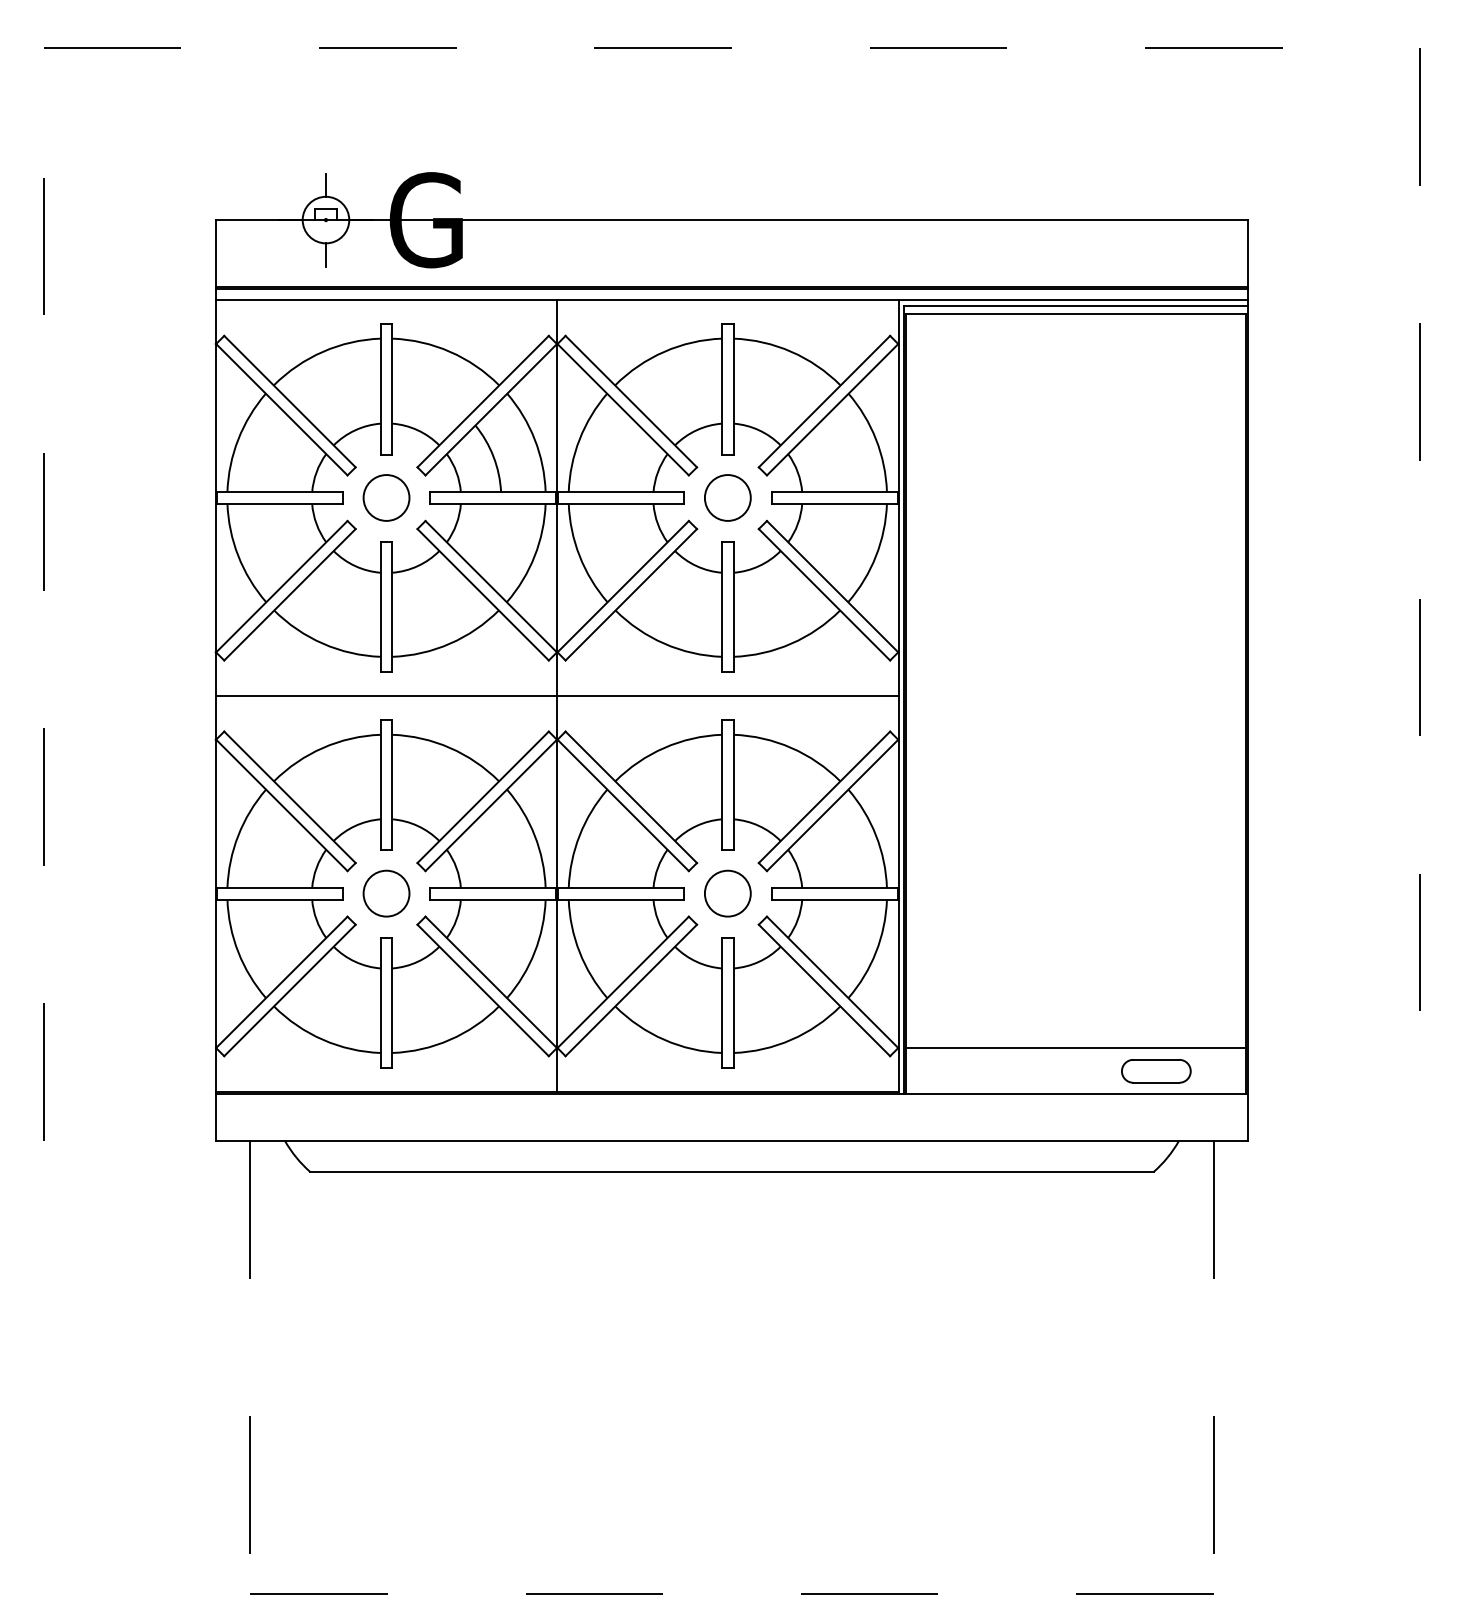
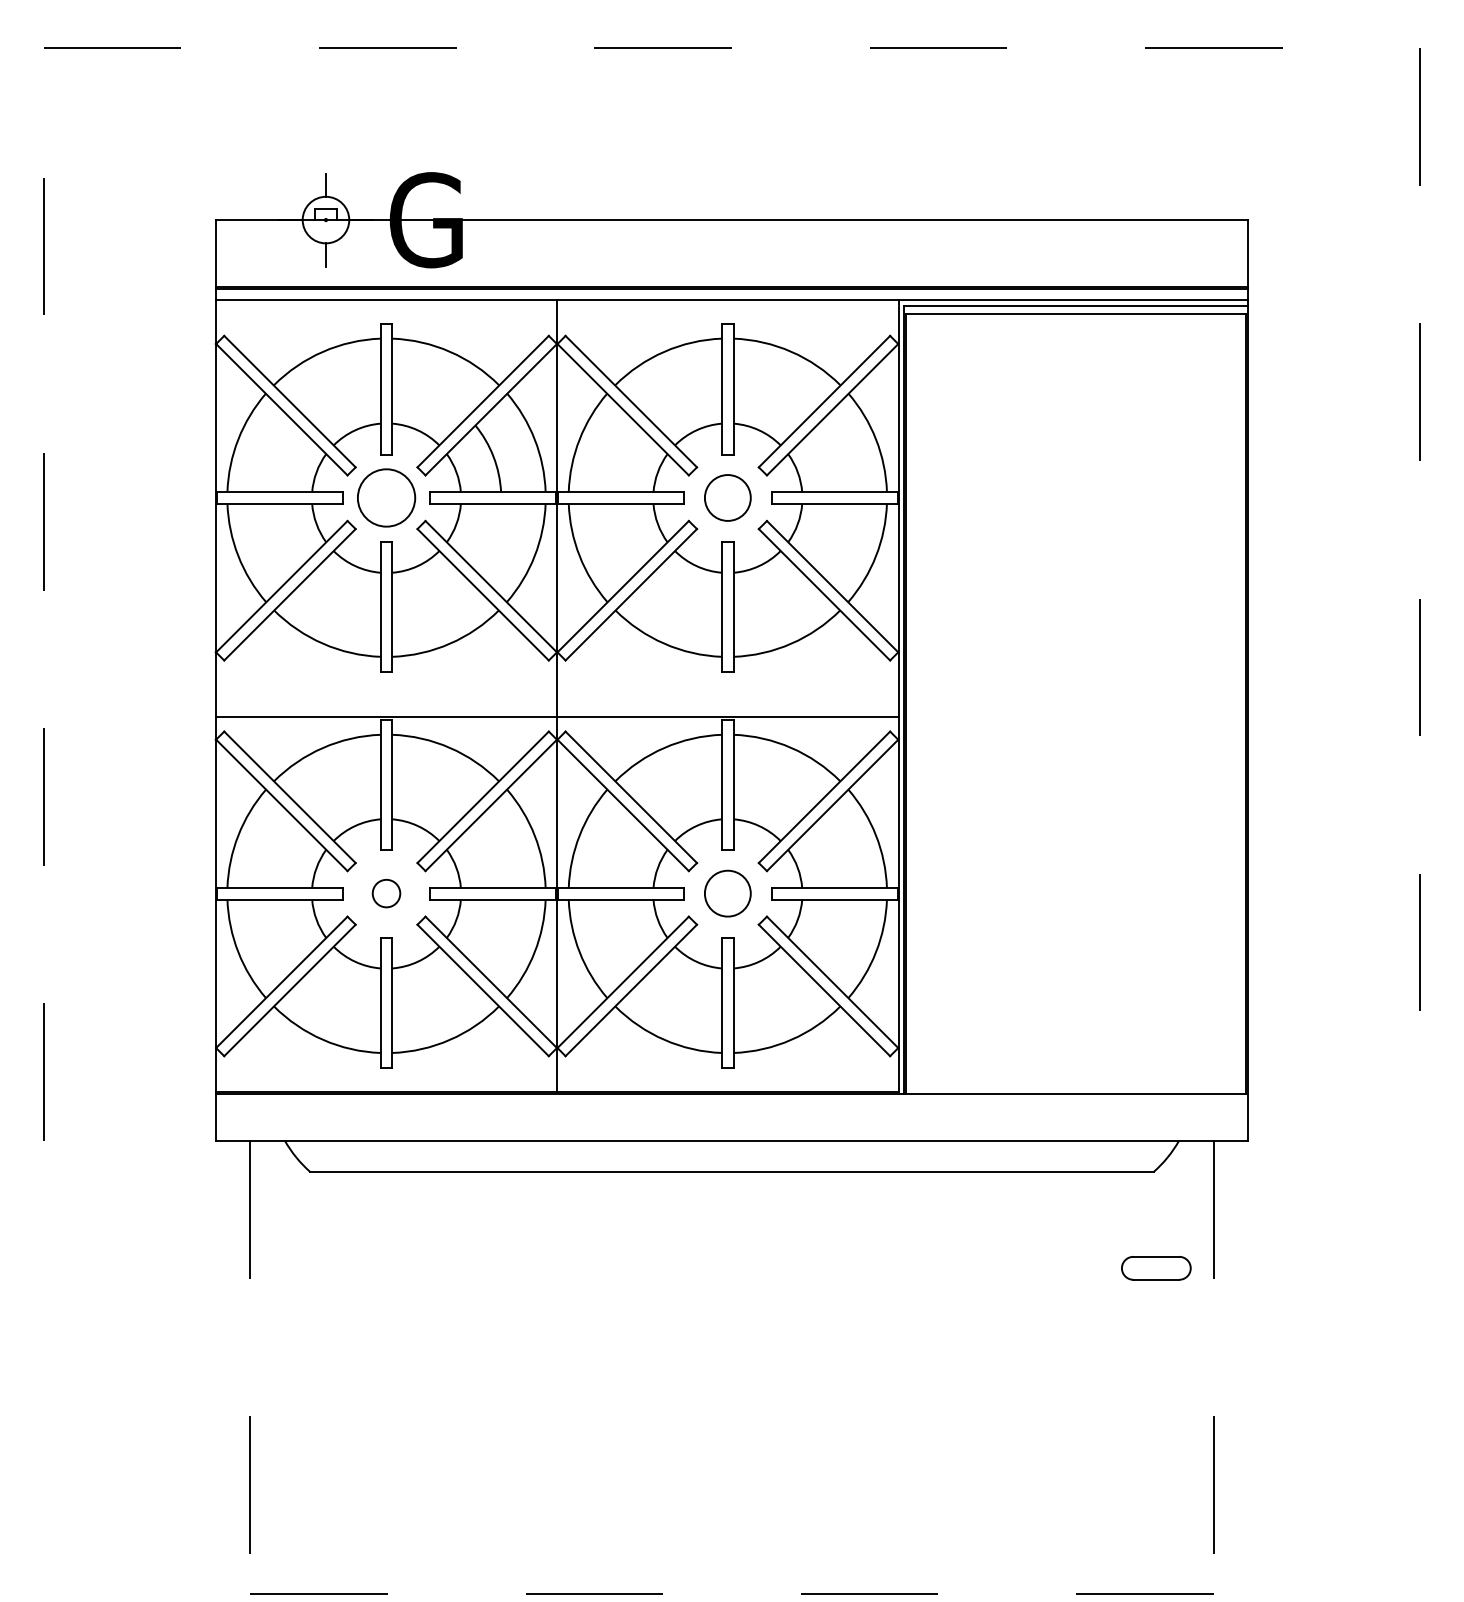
circle diameter: 46 px -> 57 px (386, 497)
line position: (556, 696) -> (556, 717) (556, 717)
circle size: 49x49 px -> 31x31 px (386, 893)
line: present -> none (1075, 1048)
part position: (1156, 1071) -> (1156, 1268) (1156, 1268)
